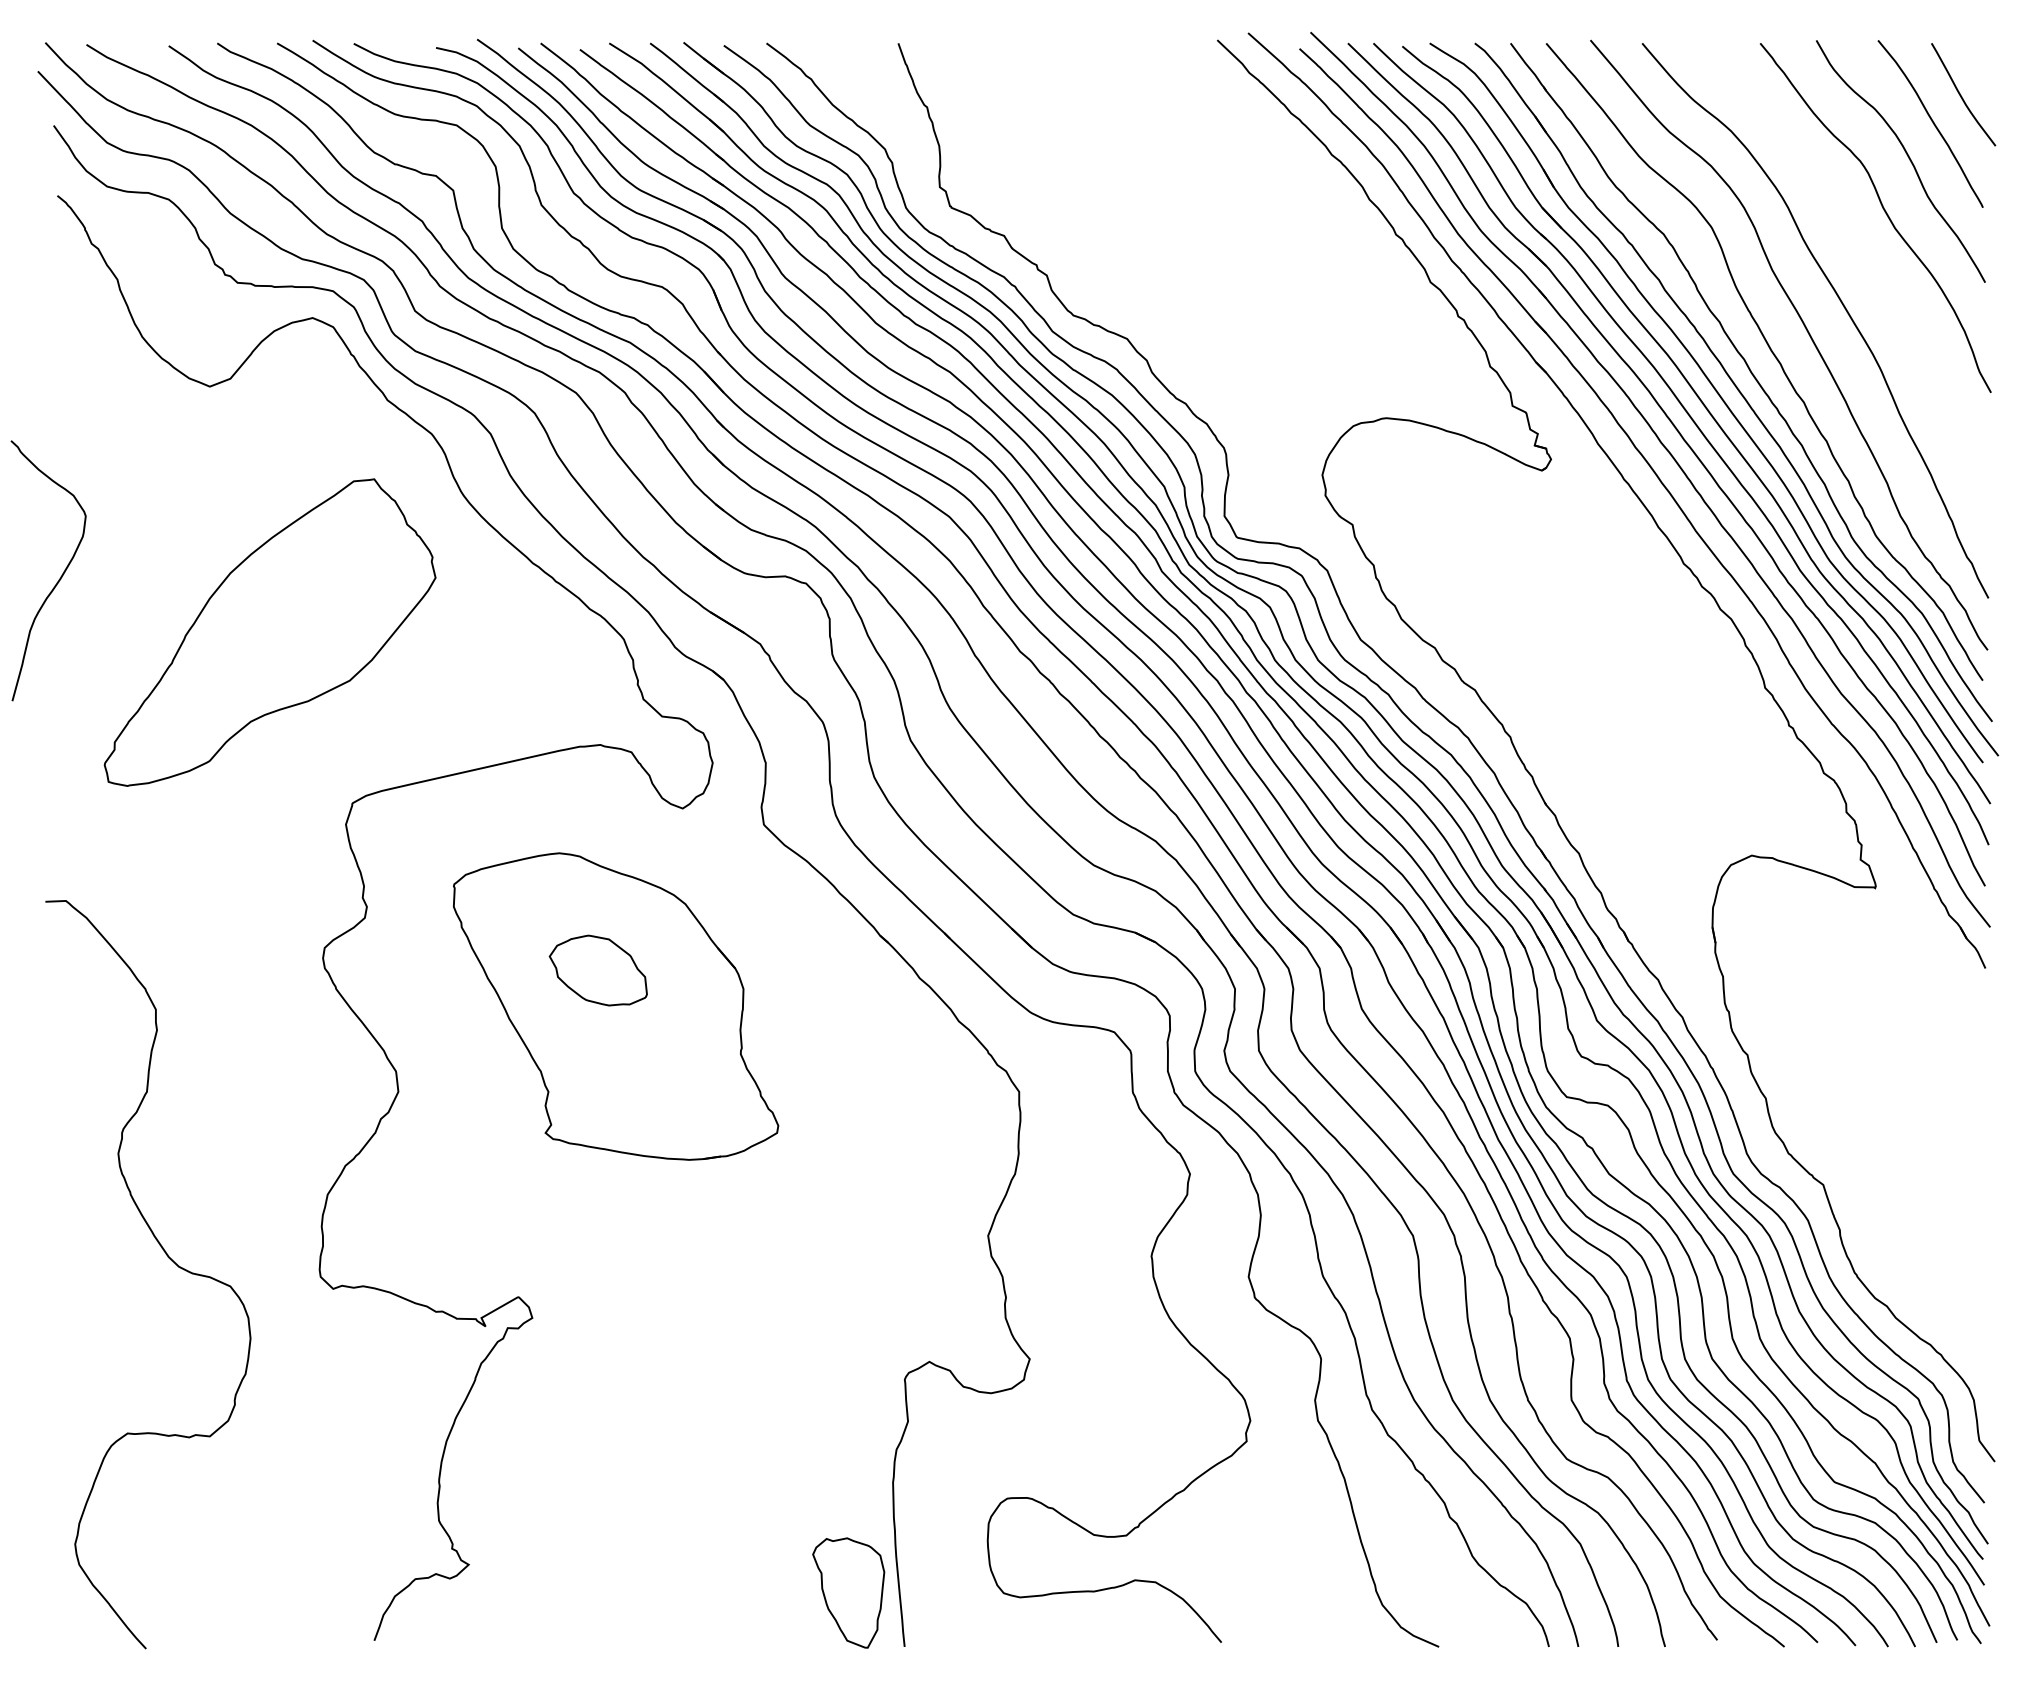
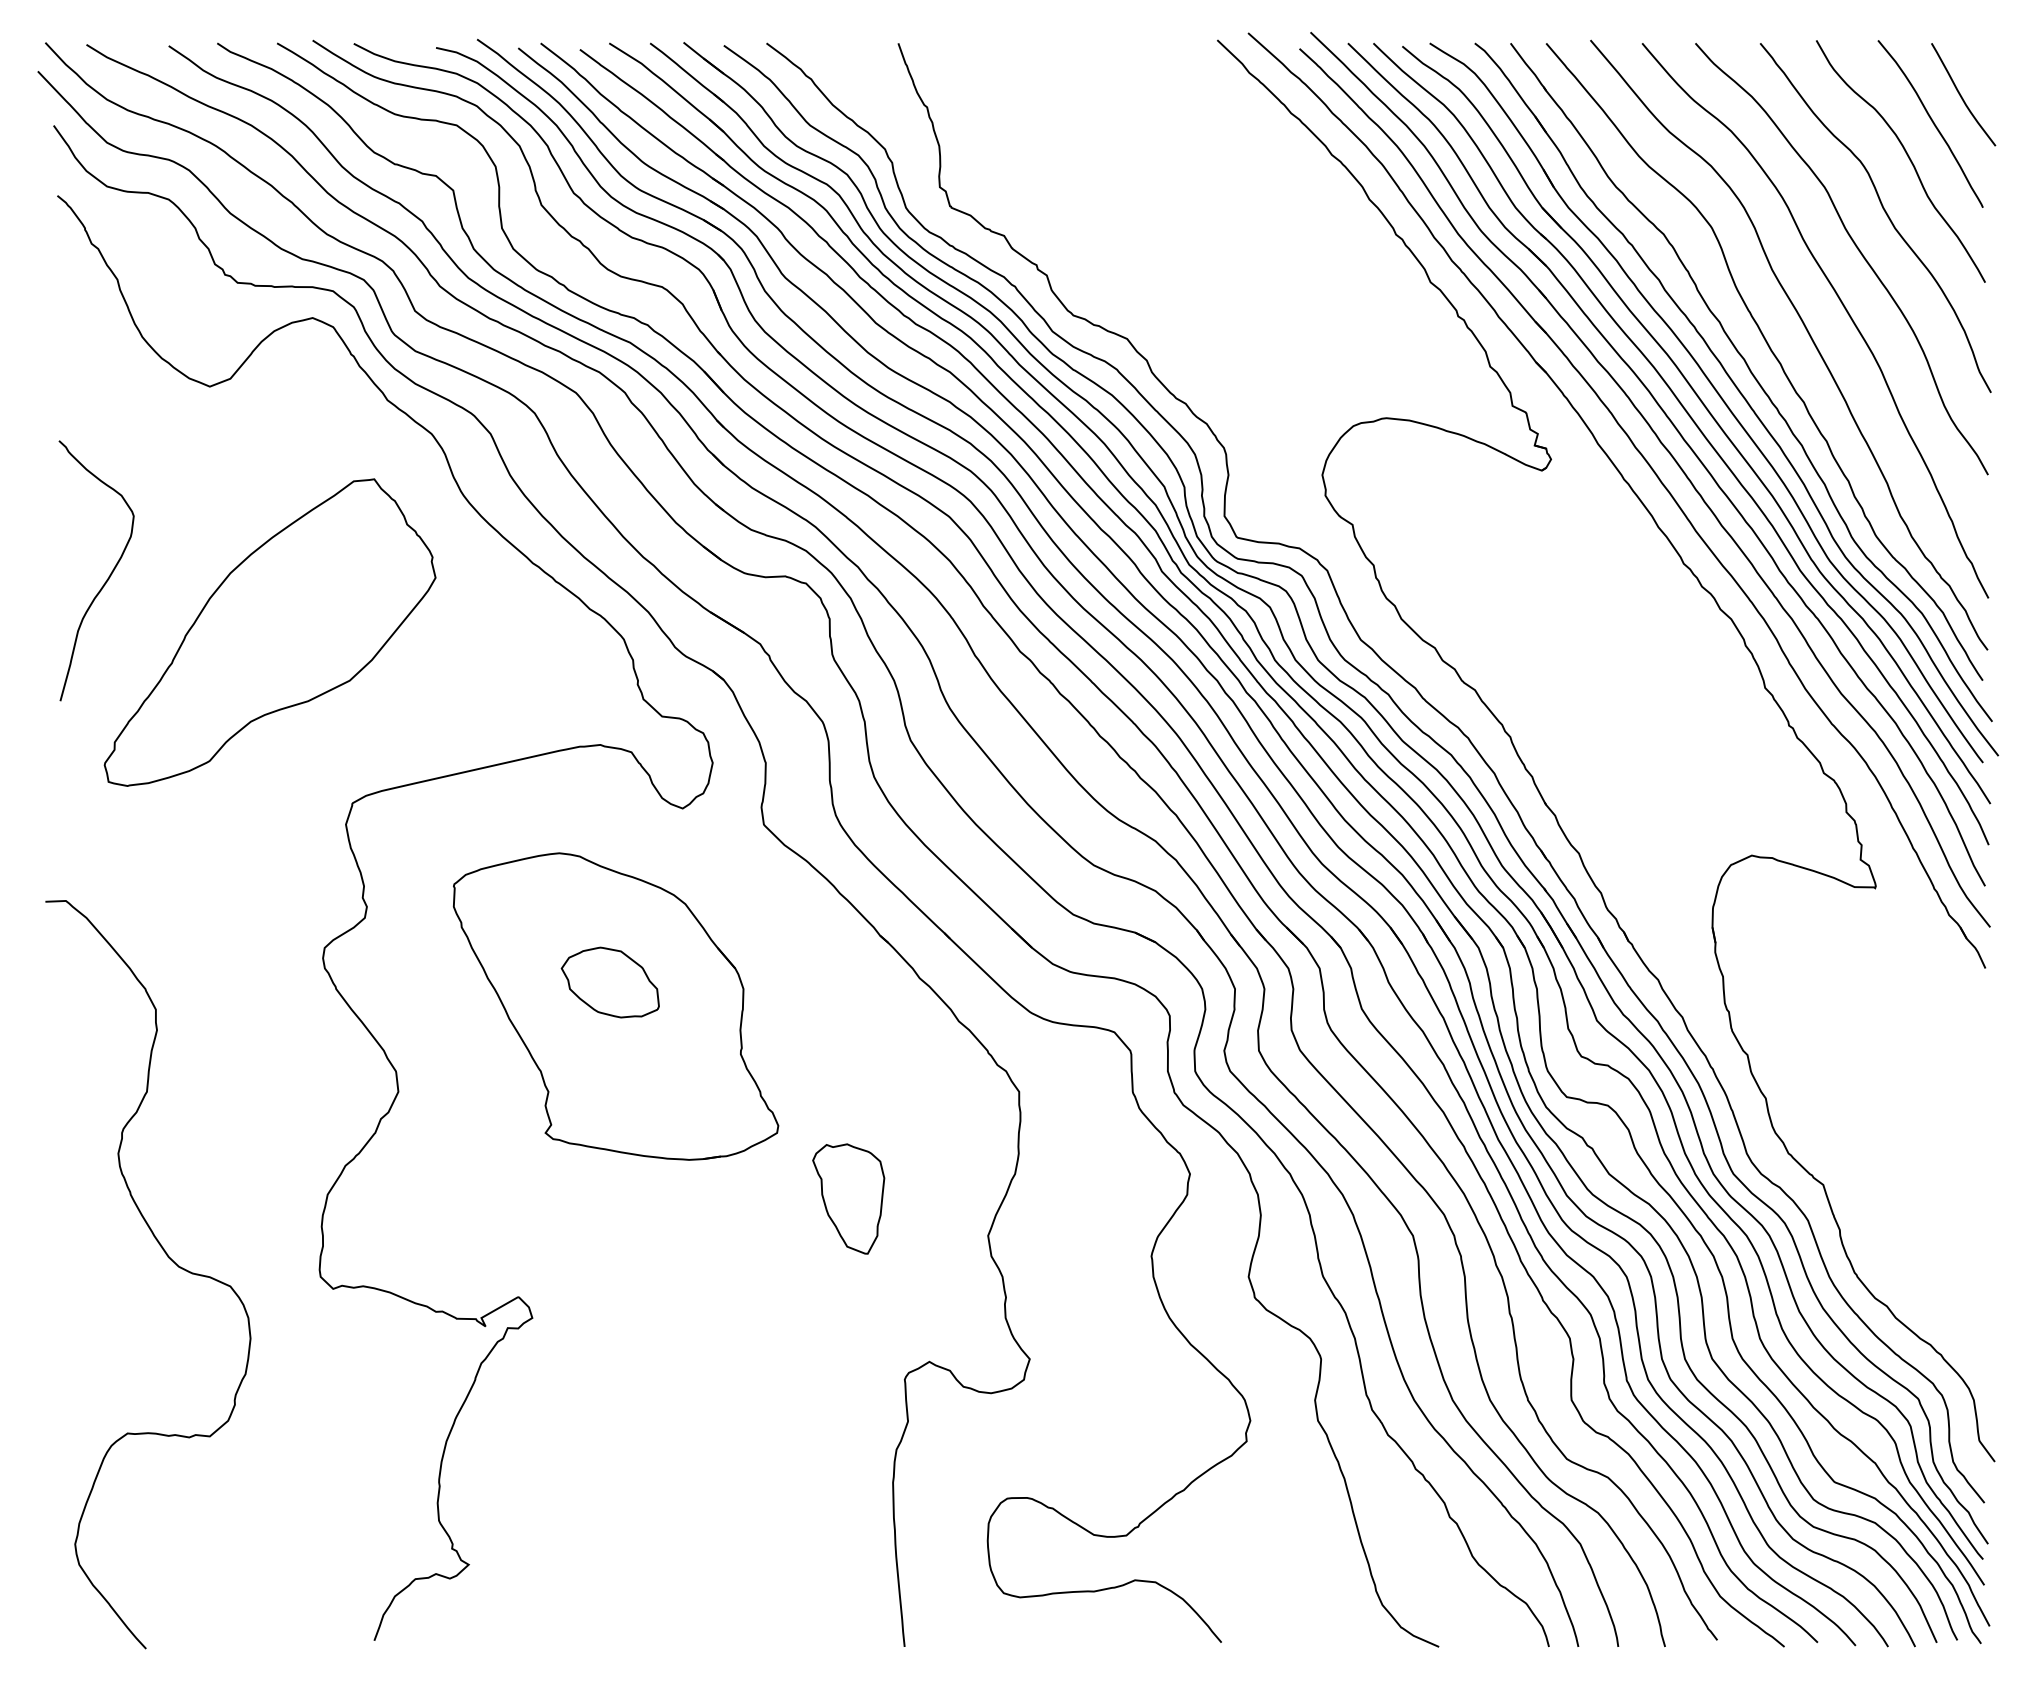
curve: none -> present (1856, 248)
curve position: (60, 576) -> (108, 576) (108, 576)
part position: (597, 970) -> (609, 982) (609, 982)
part position: (848, 1592) -> (848, 1198) (848, 1198)
